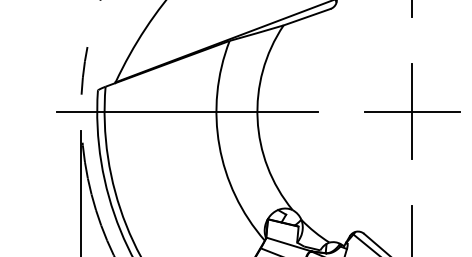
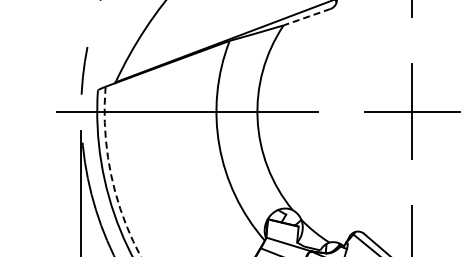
line: solid -> dashed (307, 17)
arc: solid -> dashed (111, 174)
